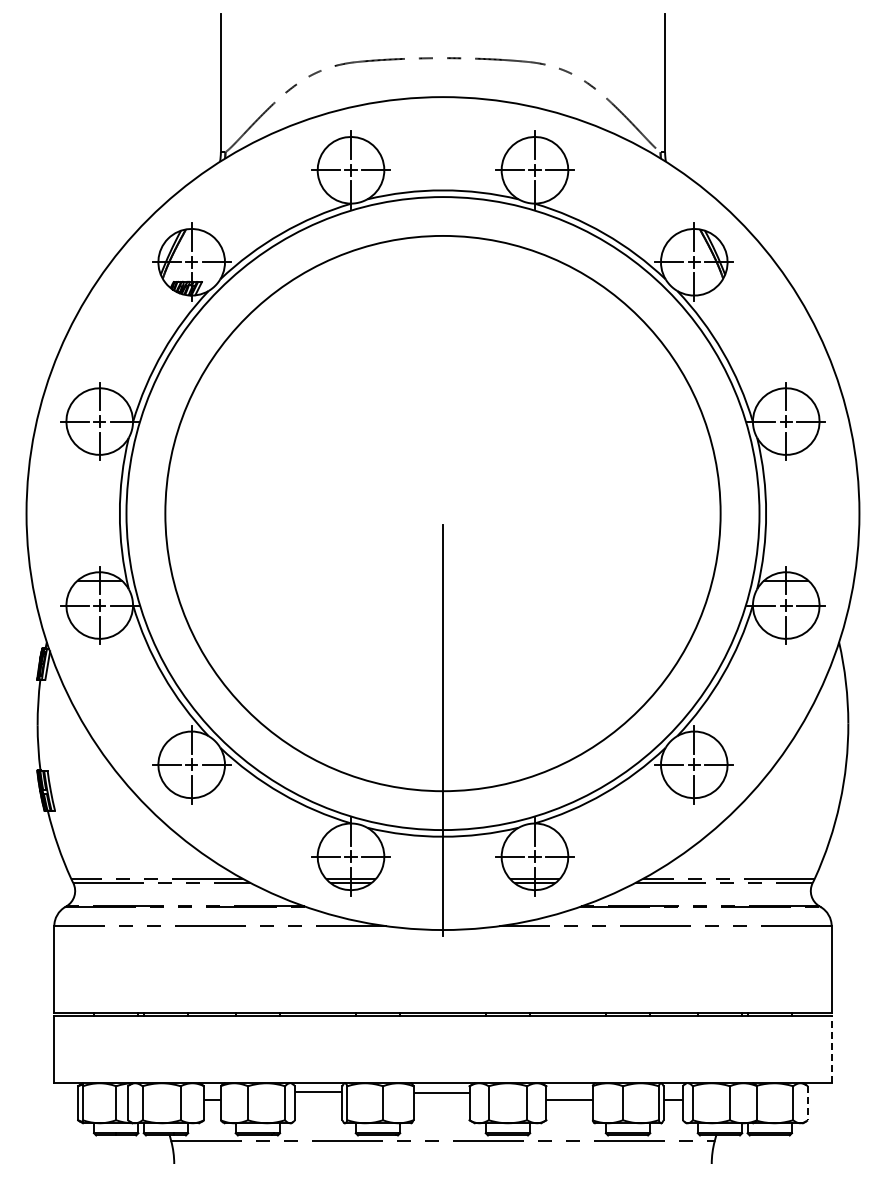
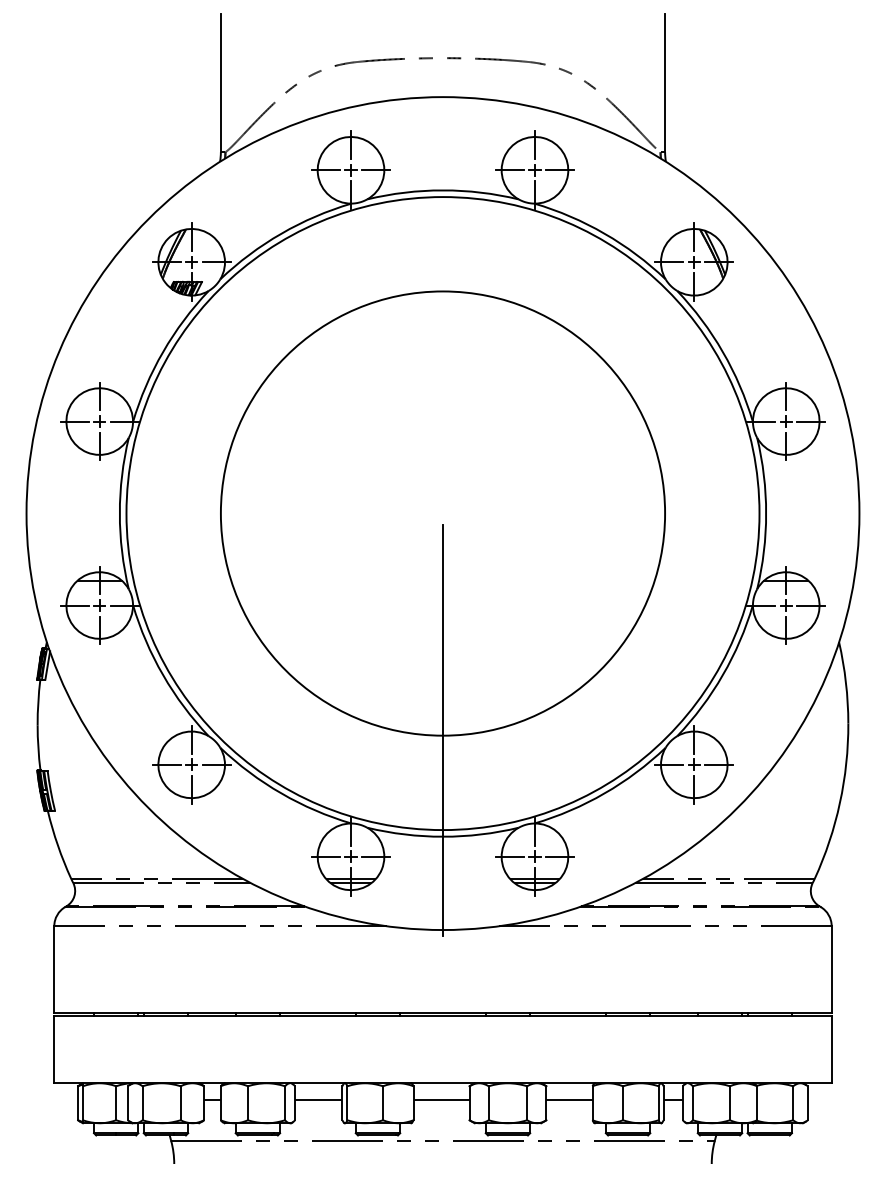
circle diameter: 555 px -> 444 px (442, 513)
line: dashed -> solid (831, 1049)
line position: (318, 1091) -> (318, 1099) (318, 1099)
line position: (441, 1092) -> (441, 1099) (441, 1099)
line: dashed -> solid (807, 1103)
